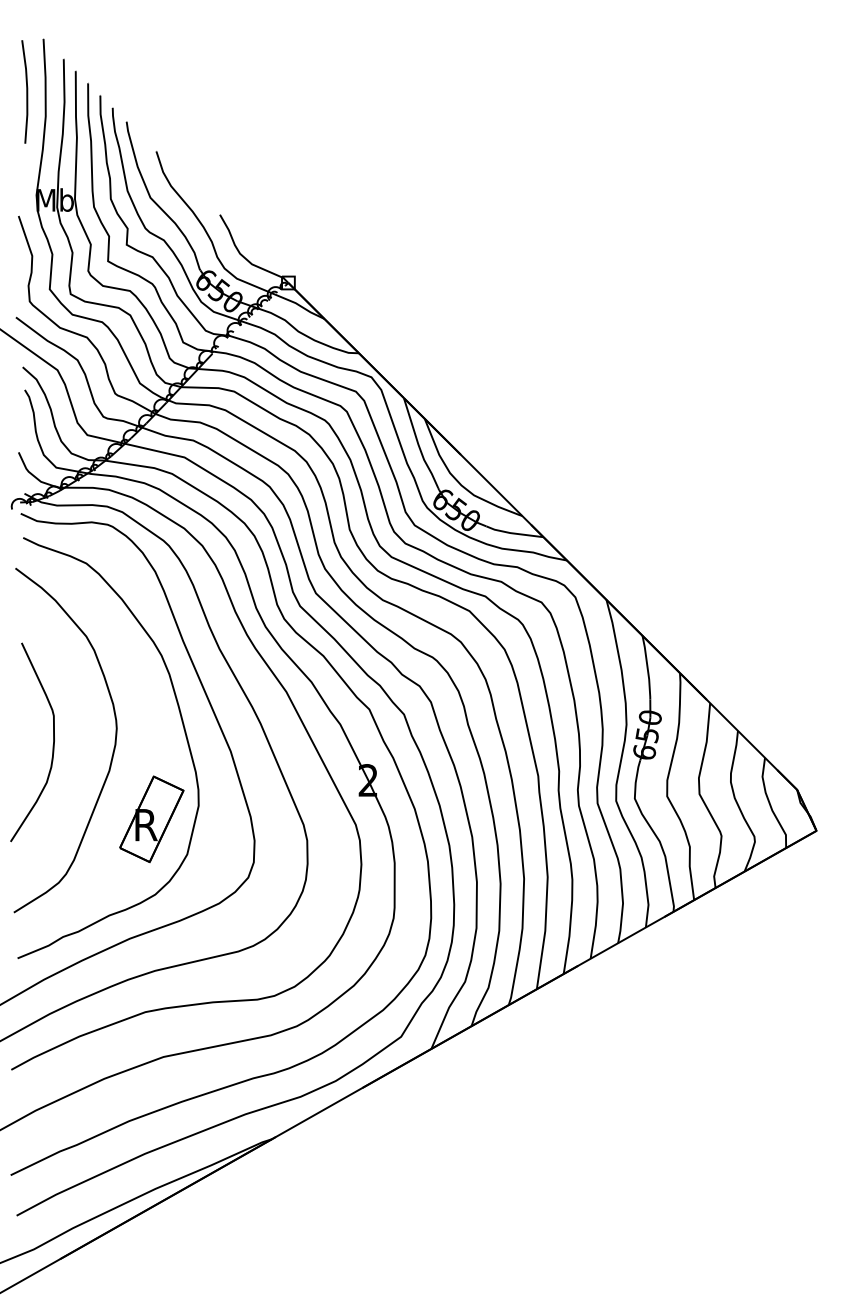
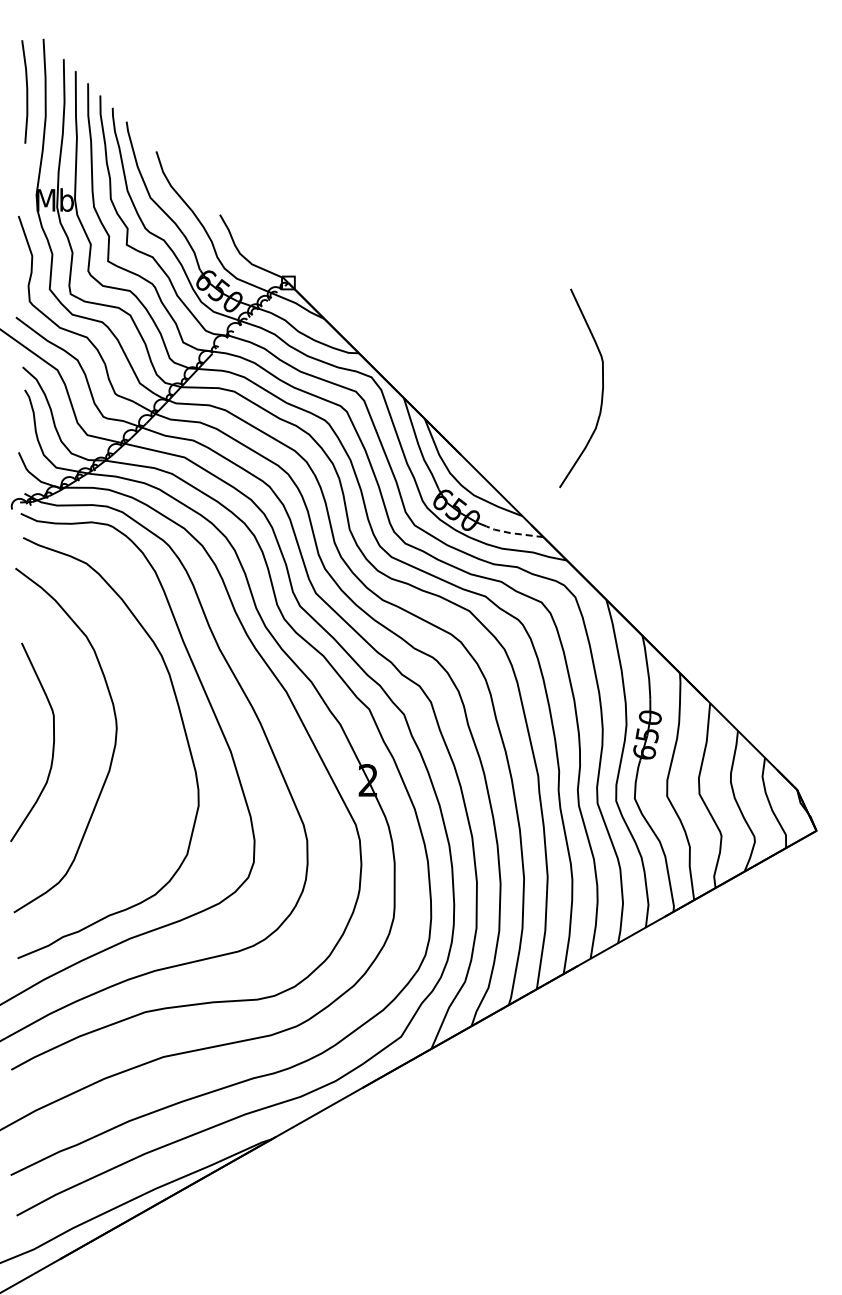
curve: none -> present (601, 391)
line: solid -> dashed (513, 533)
part: present -> none (151, 818)
